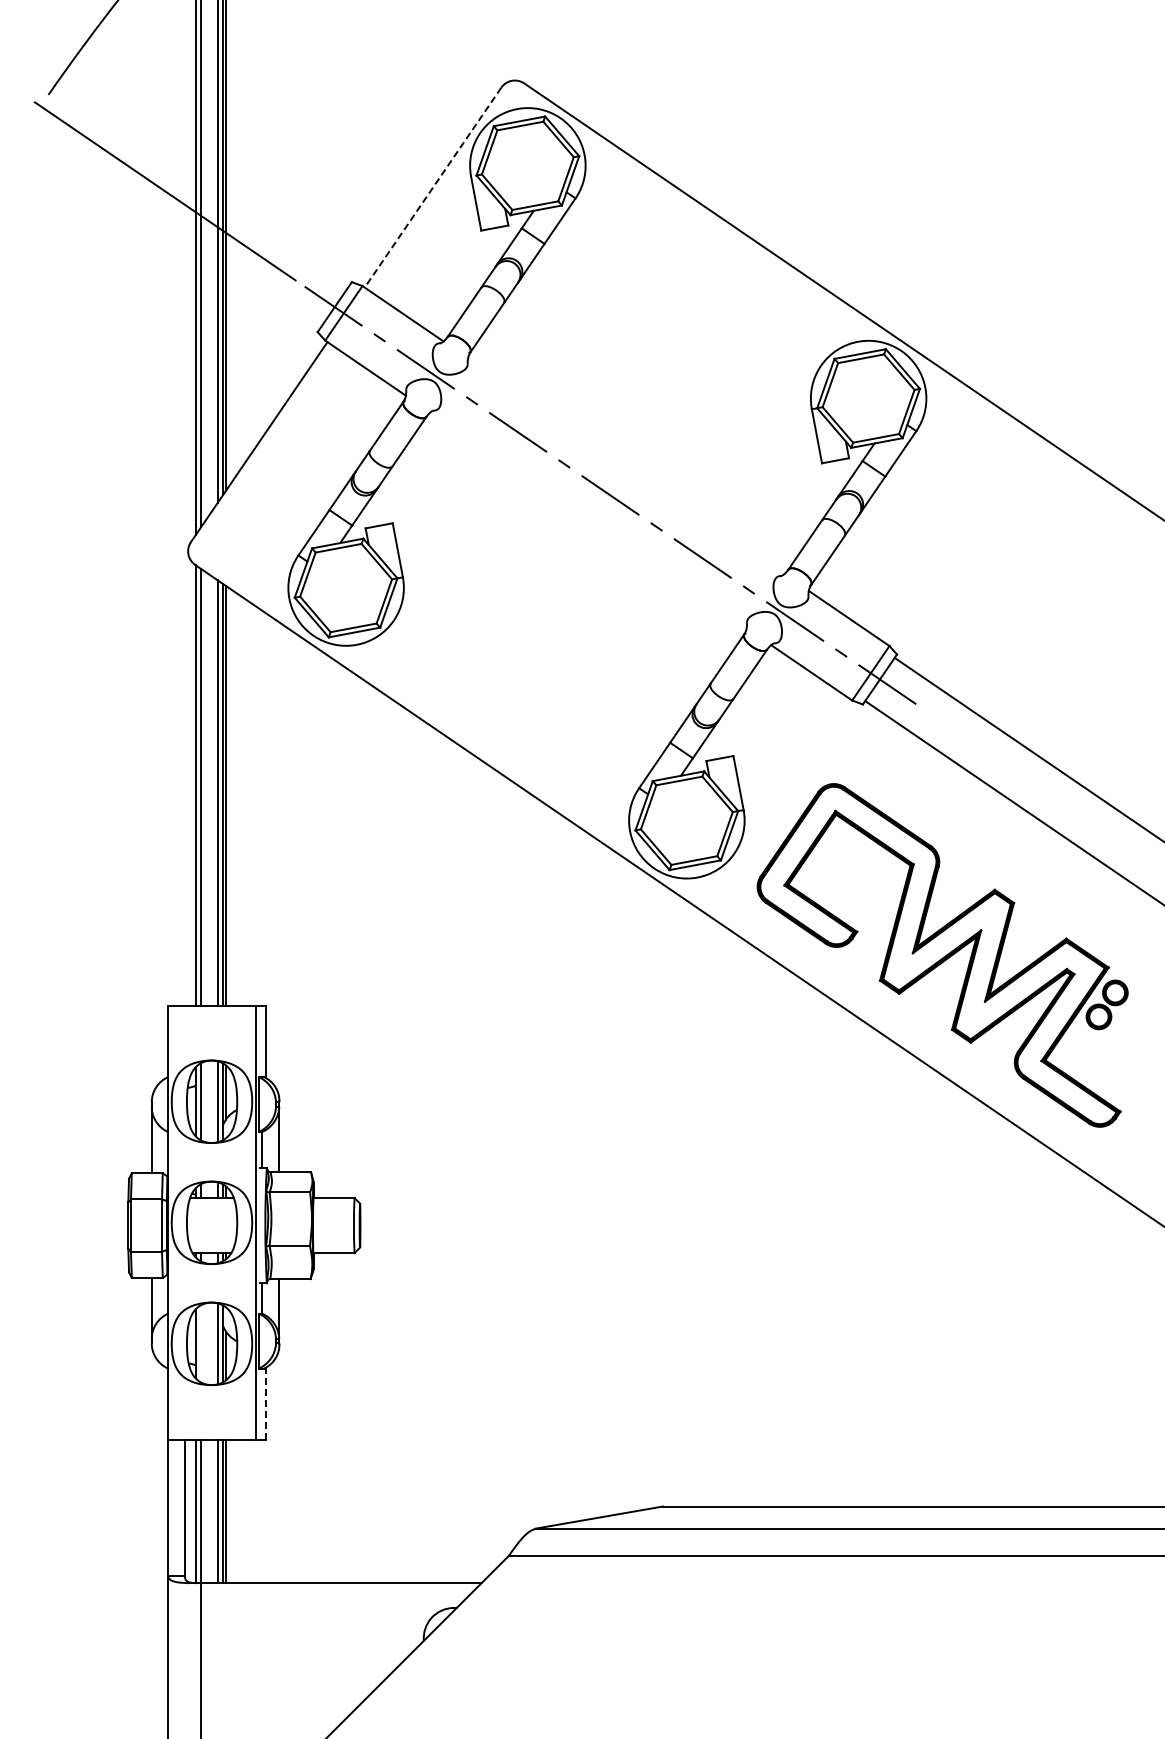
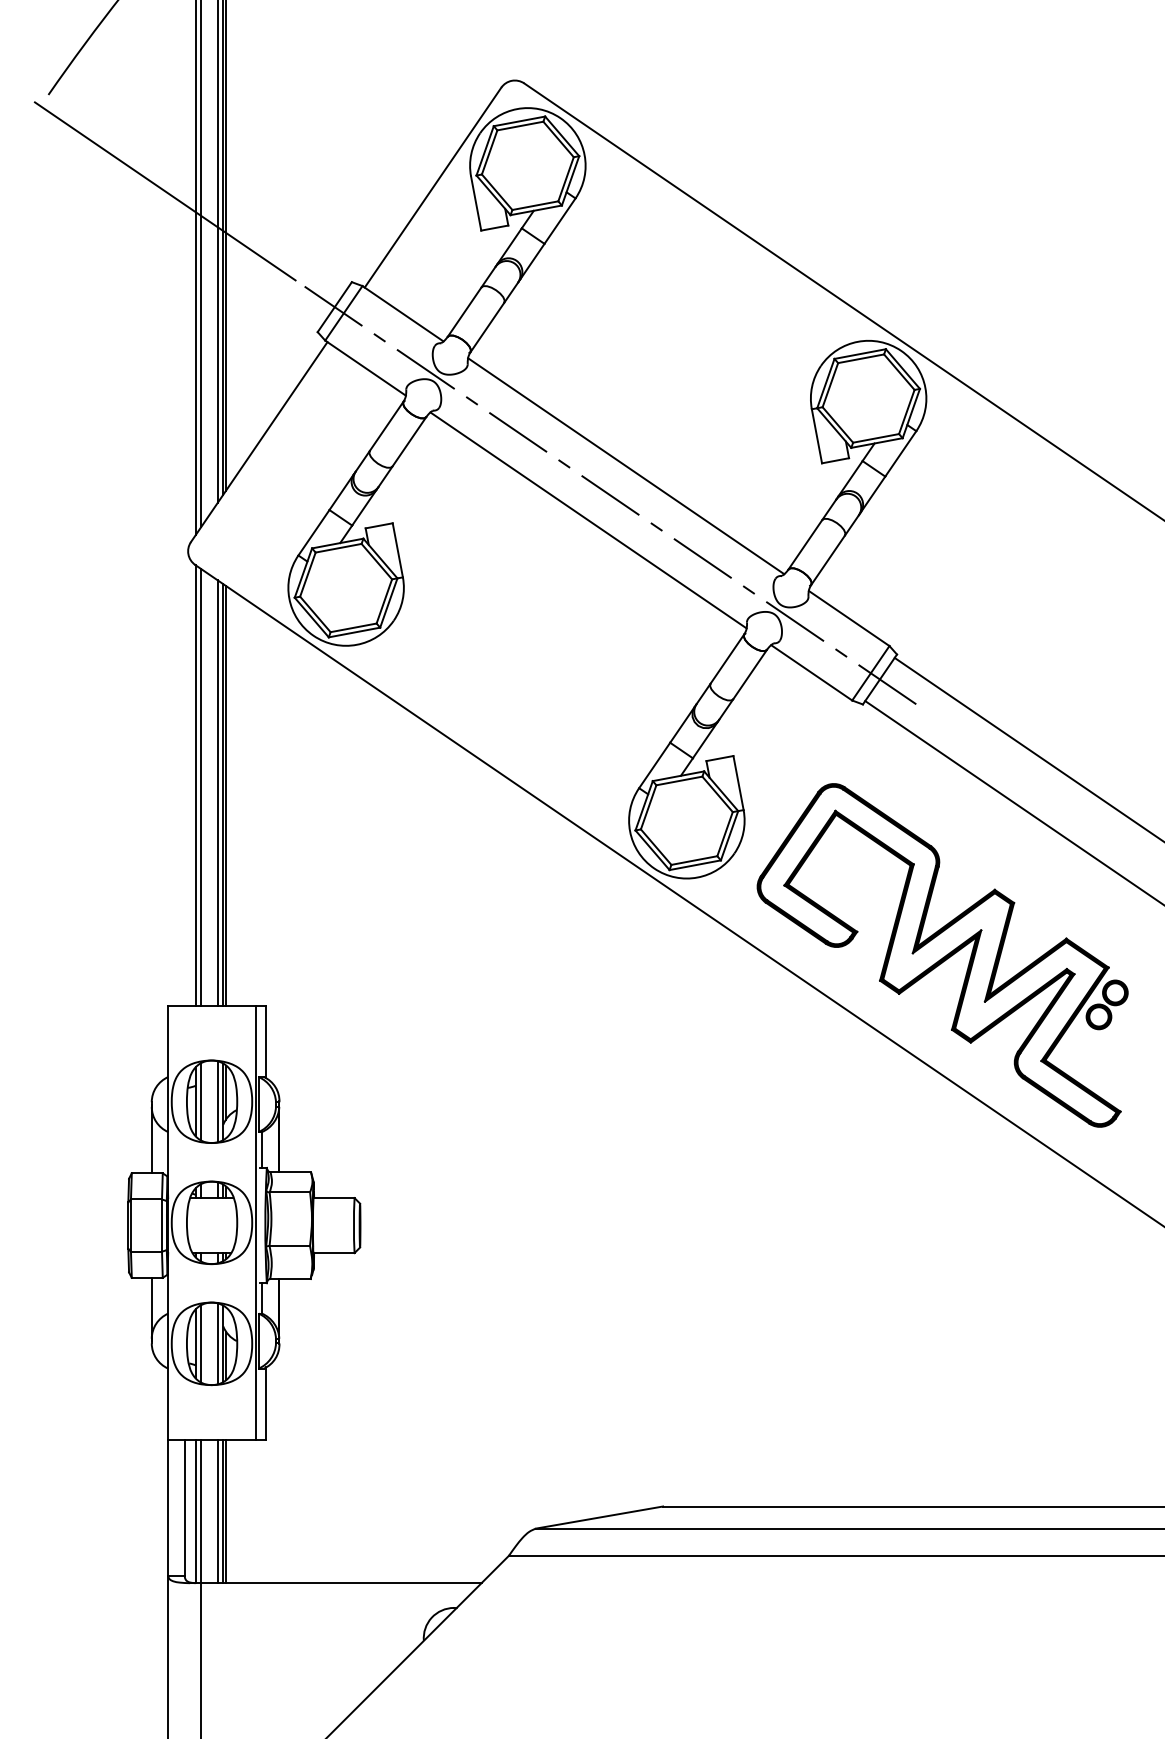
line: dashed -> solid (432, 188)
line: none -> present (626, 466)
line: none -> present (588, 520)
line: none -> present (201, 1343)
line: dashed -> solid (266, 1404)
